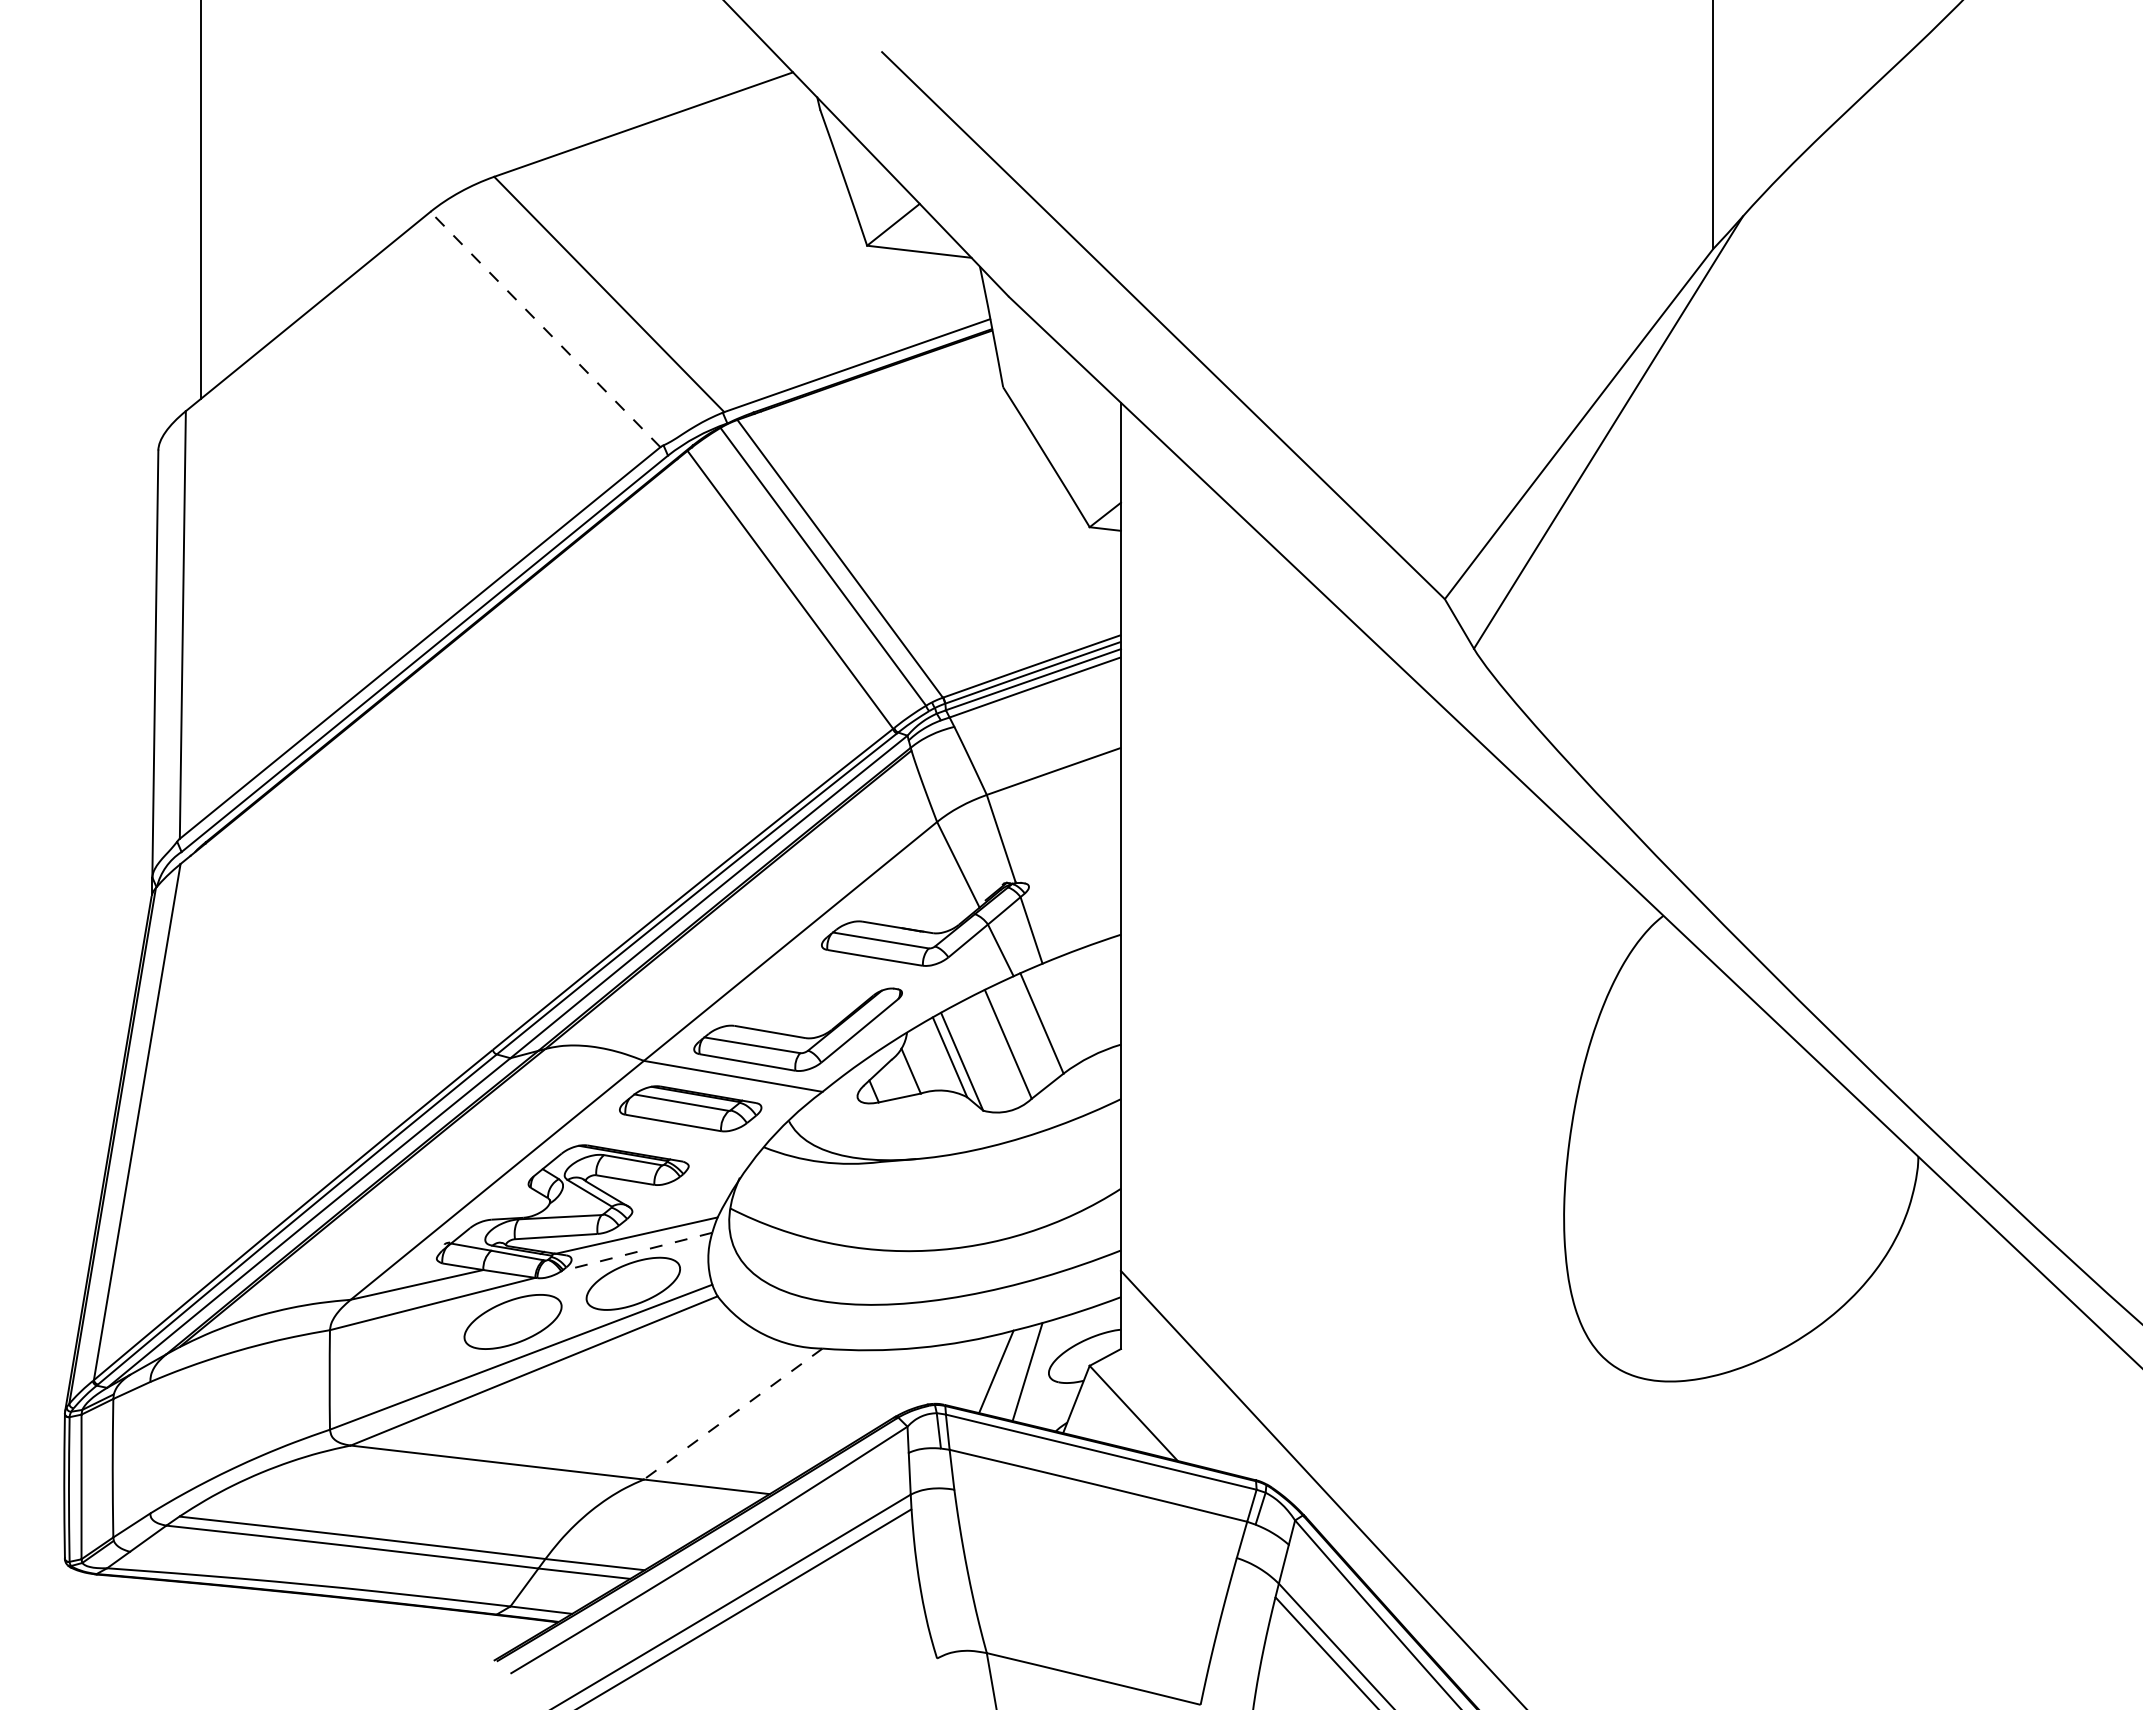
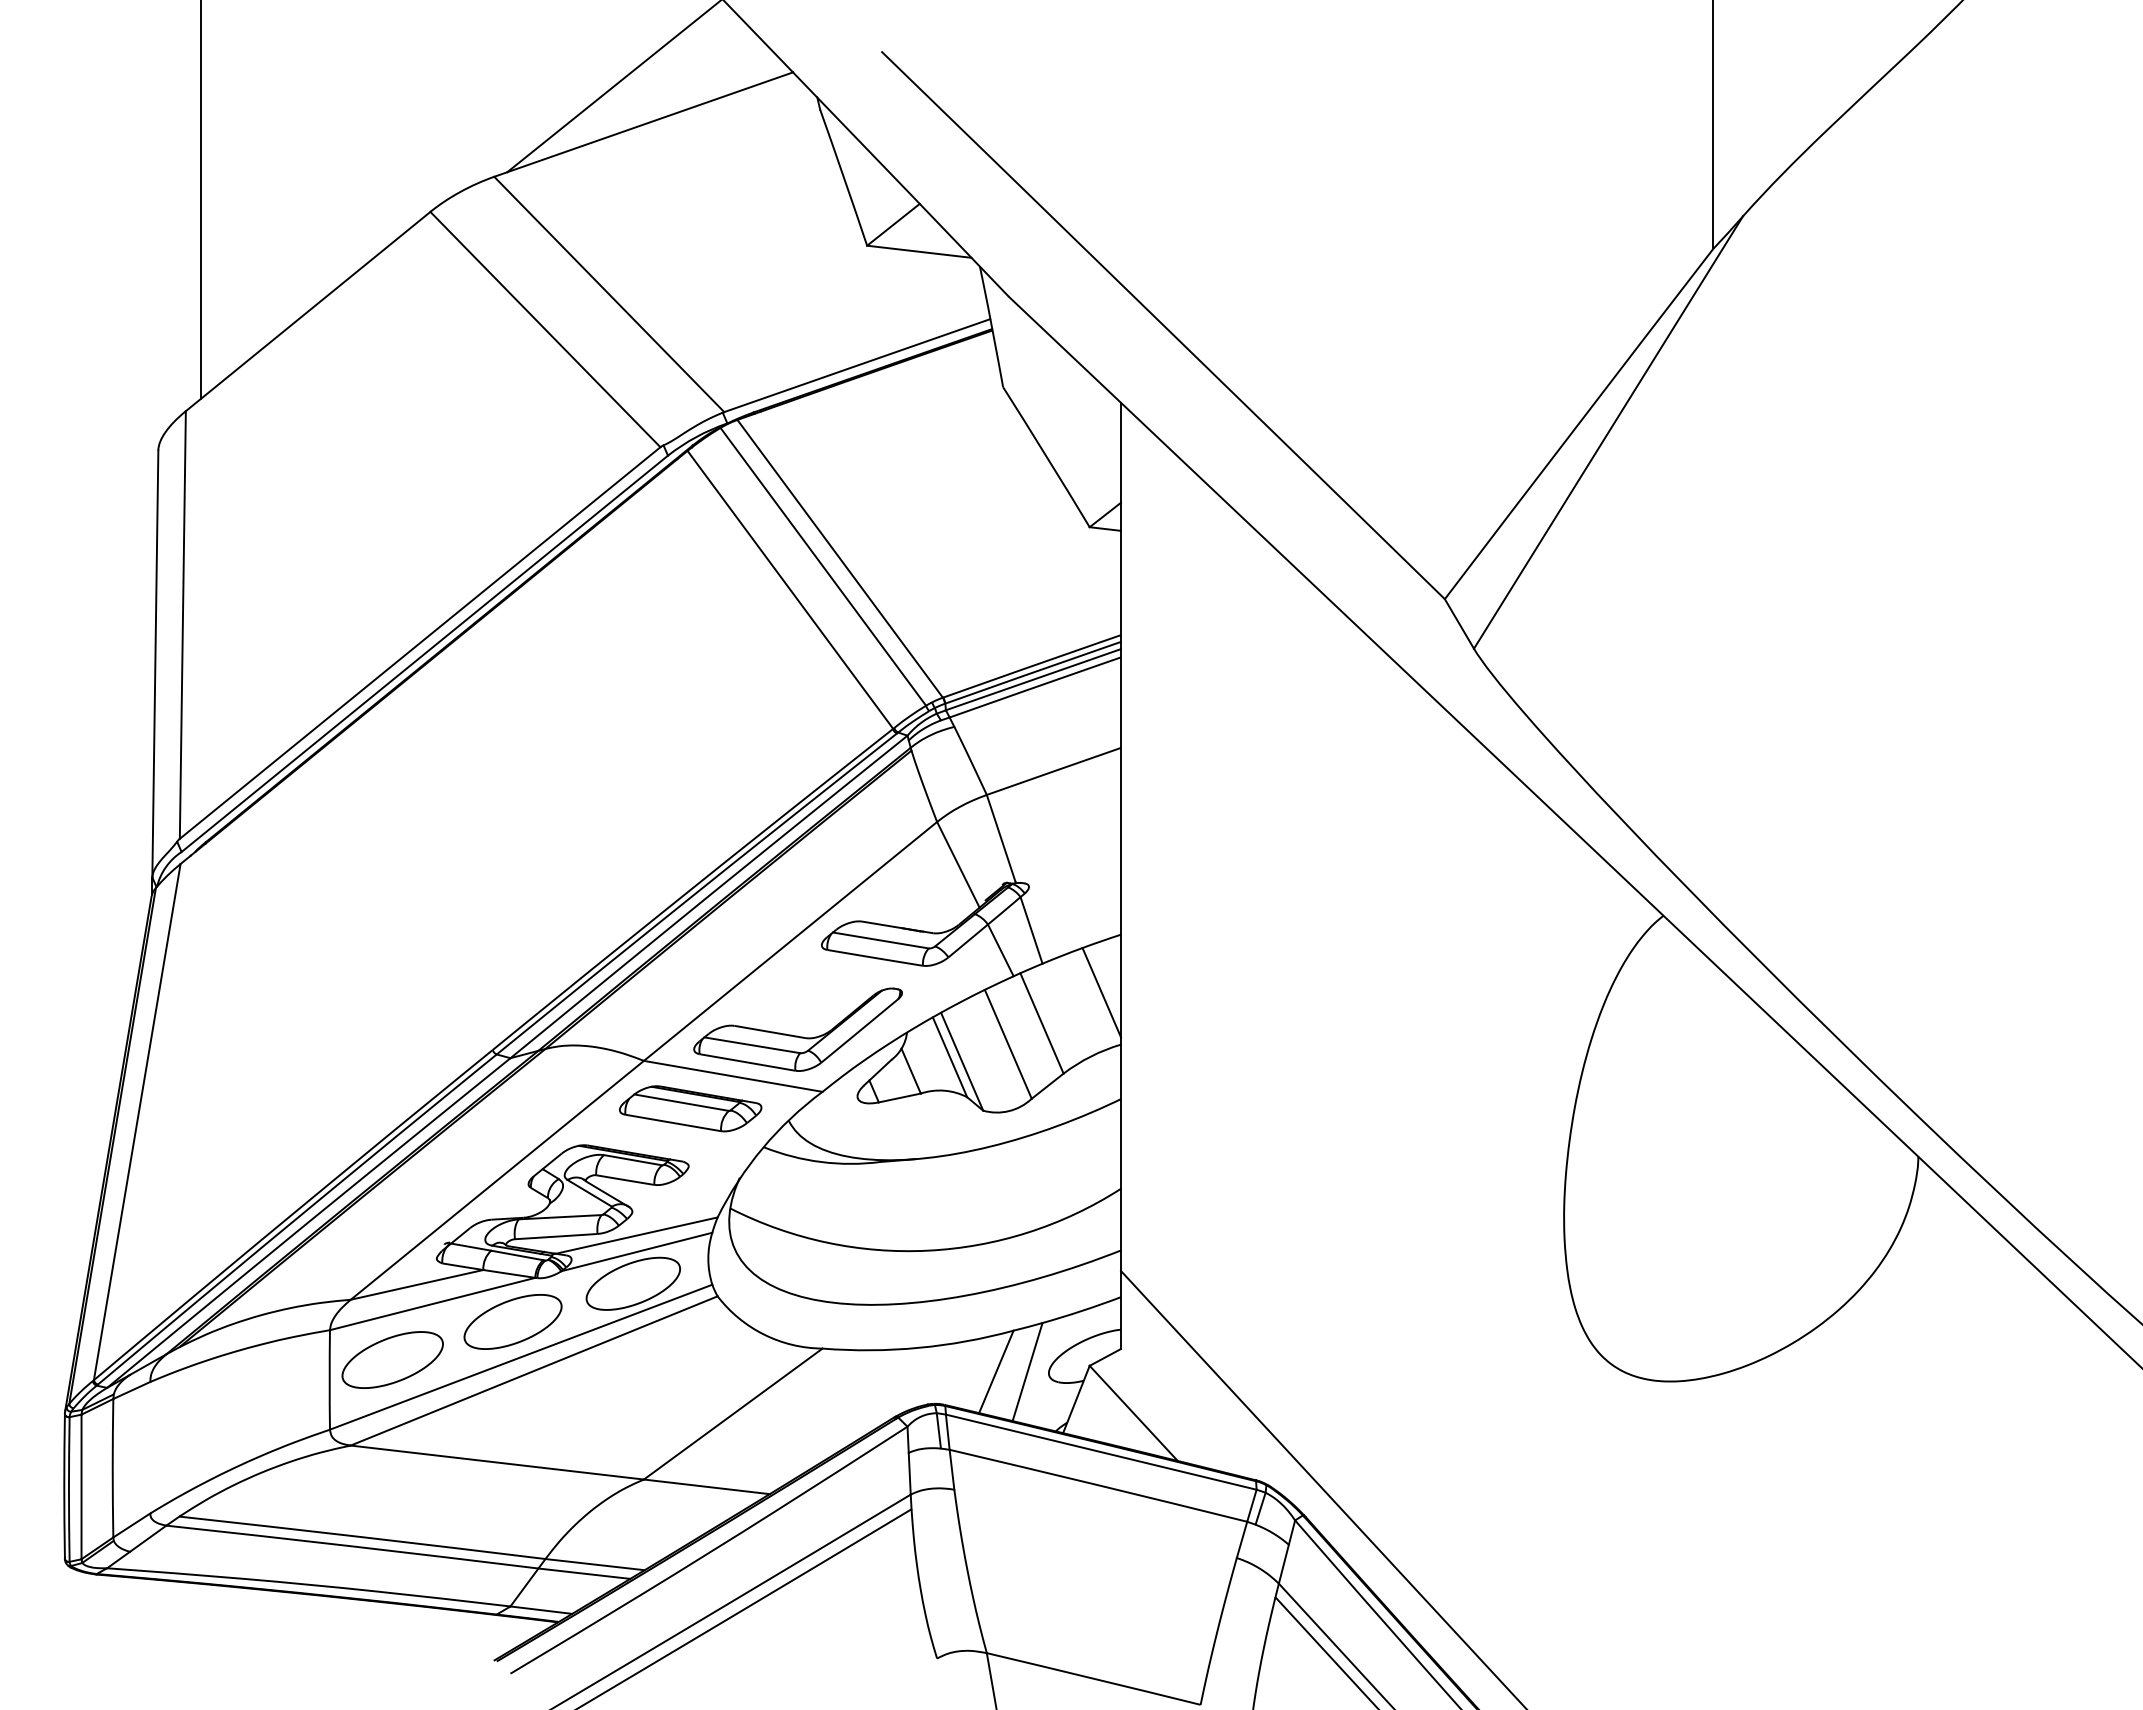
line: none -> present (612, 87)
line: dashed -> solid (545, 329)
line: none -> present (1101, 992)
line: dashed -> solid (636, 1251)
part: none -> present (392, 1359)
line: dashed -> solid (733, 1414)
